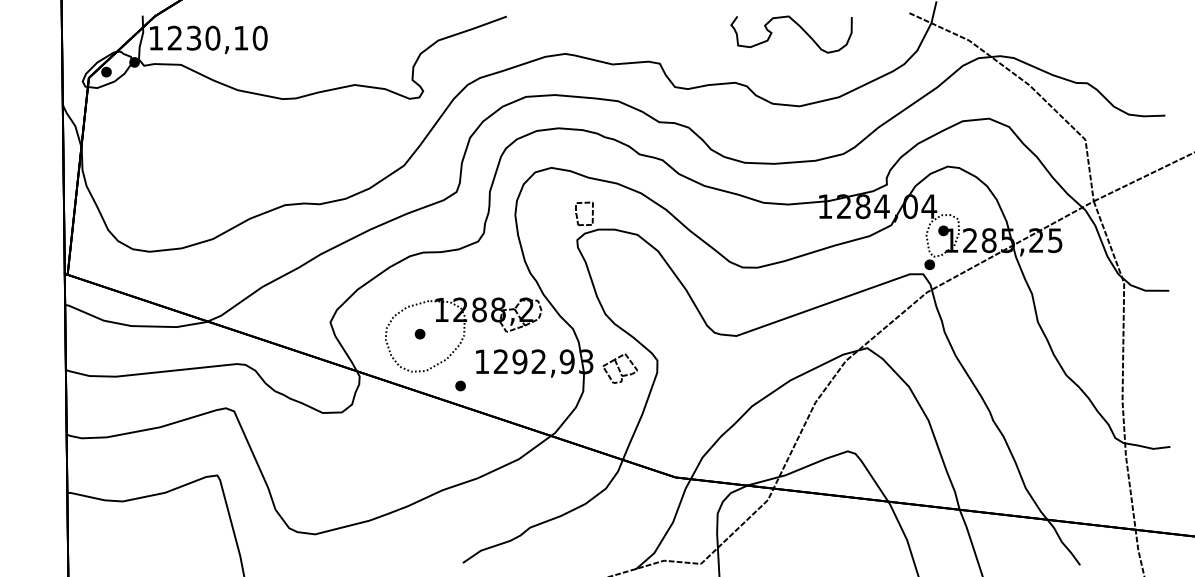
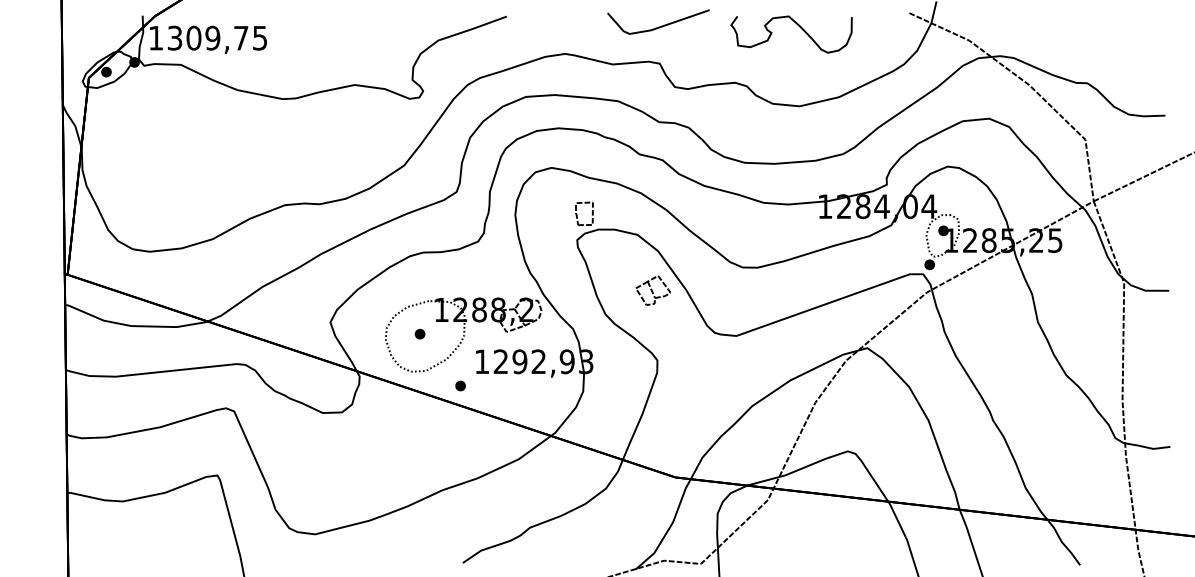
line: none -> present (661, 25)
text: 1230,10 -> 1309,75 (217, 37)
part position: (619, 368) -> (652, 290) (652, 290)
